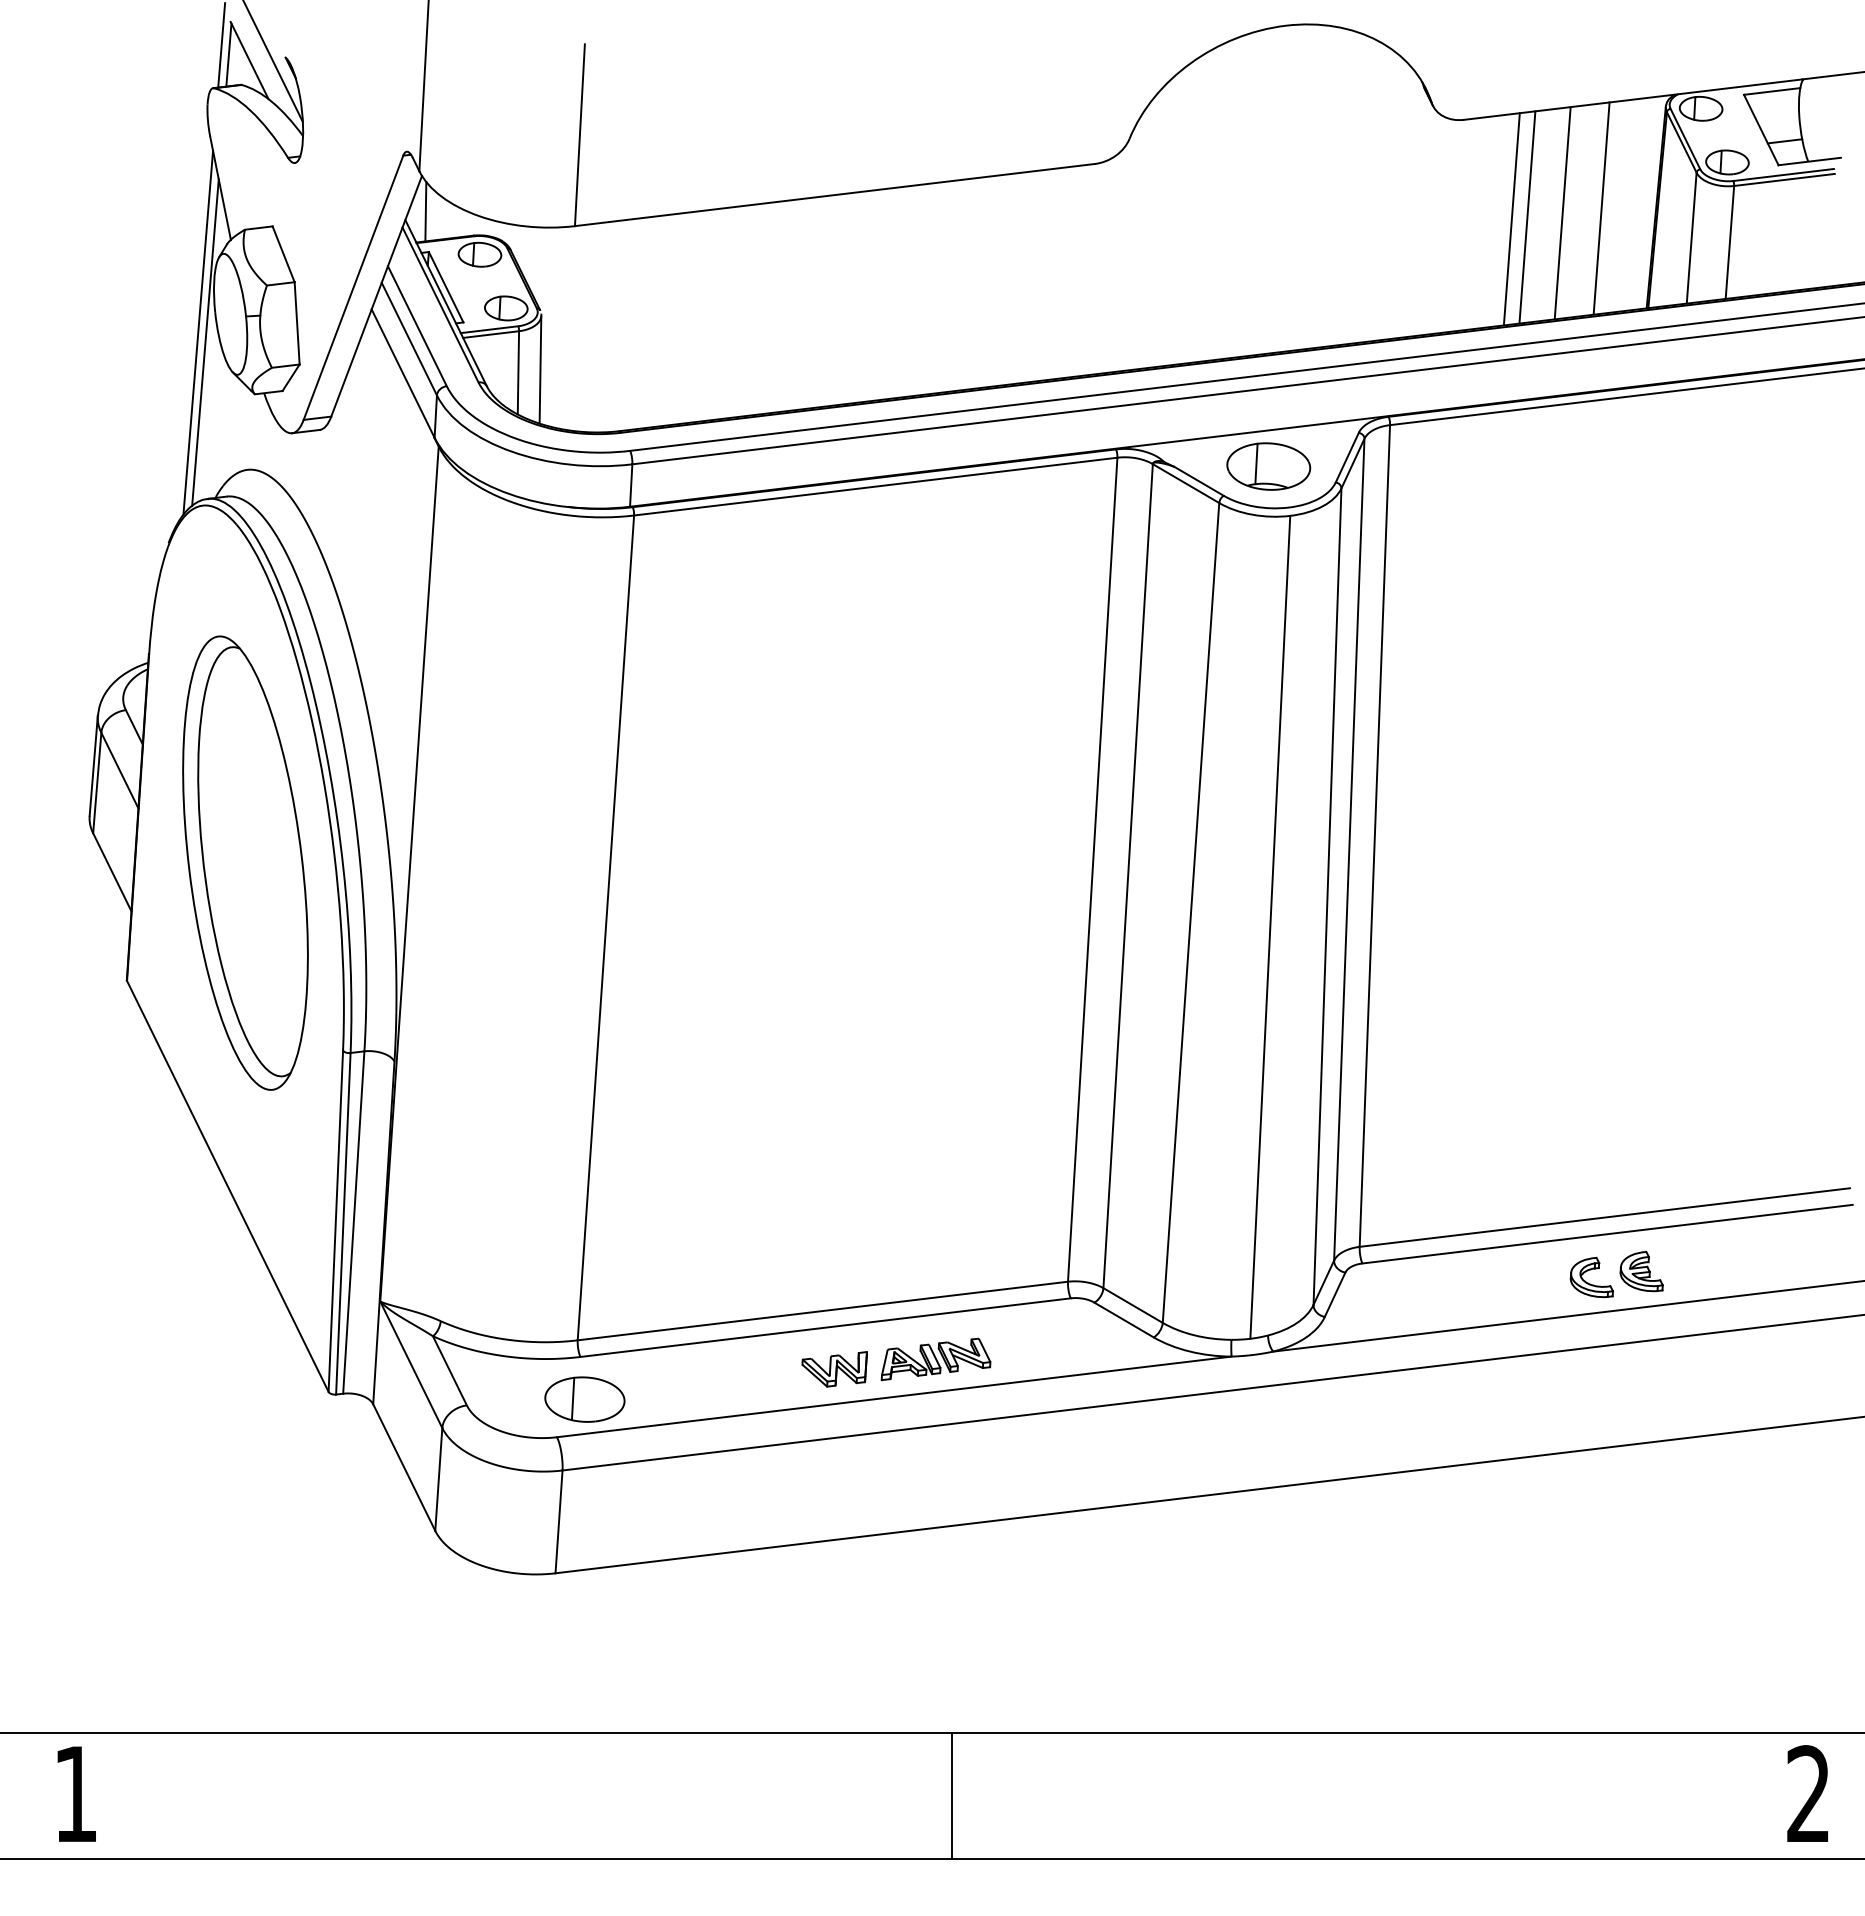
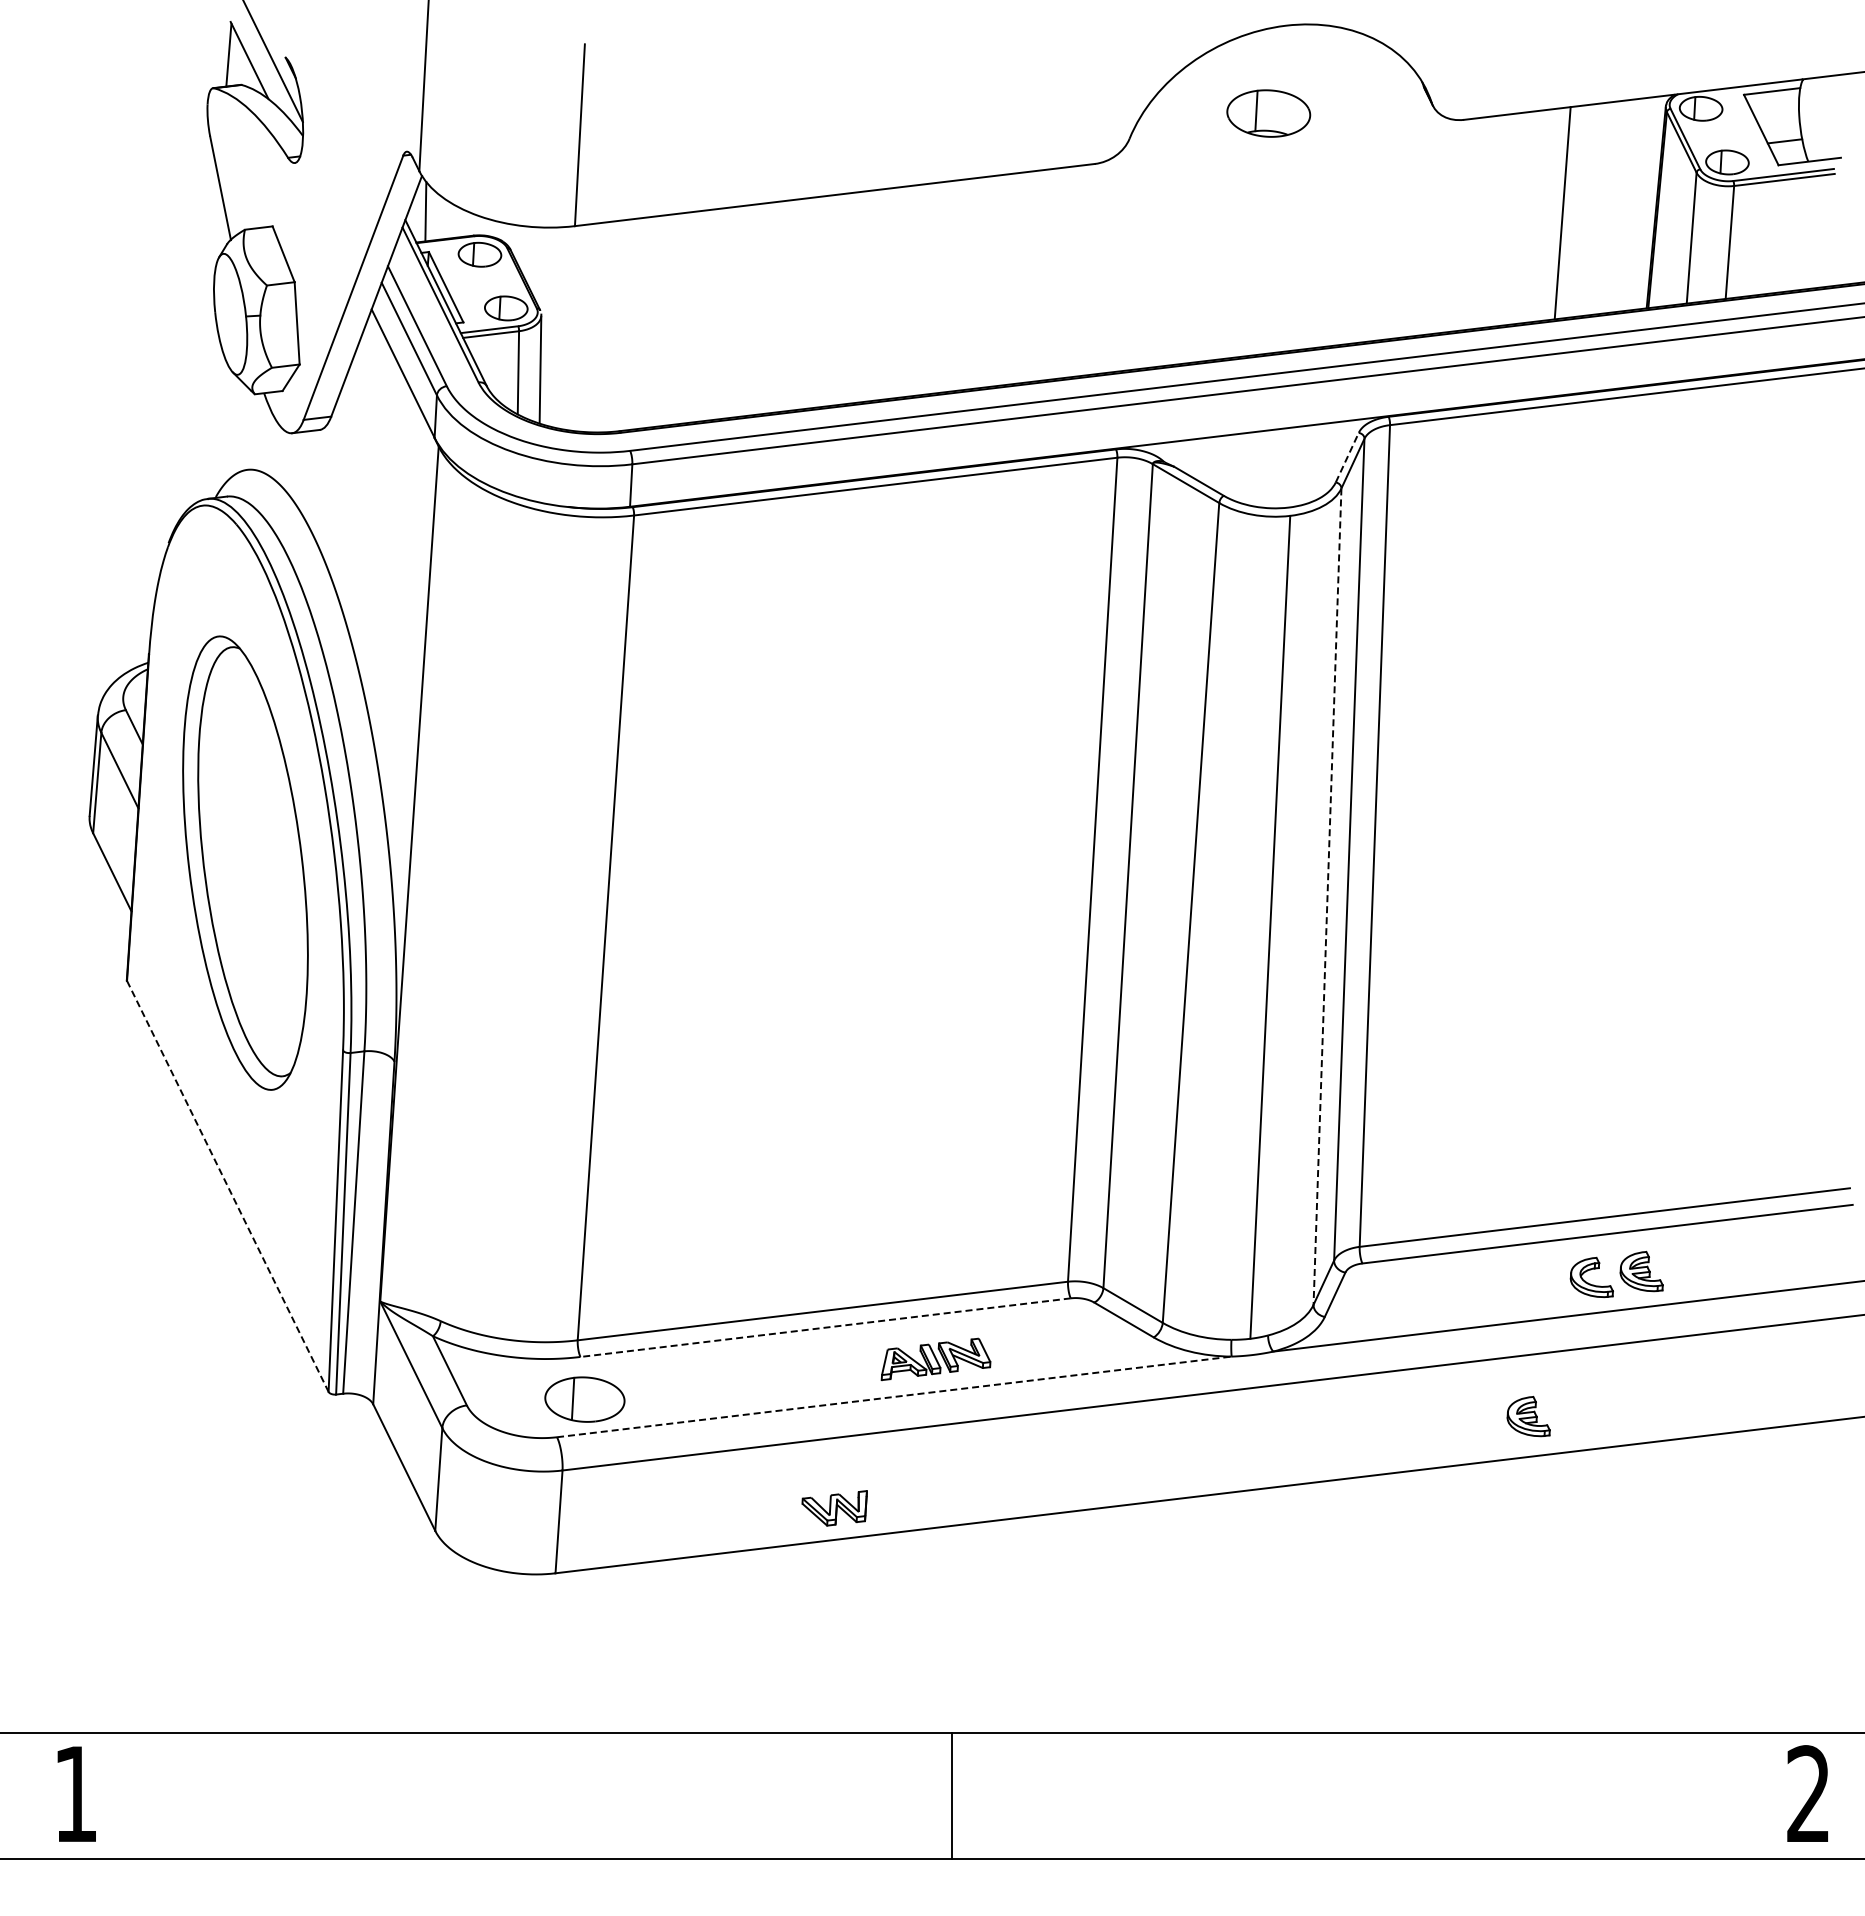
line: present -> none (221, 45)
line: present -> none (1601, 208)
line: present -> none (1527, 217)
line: present -> none (1511, 219)
line: present -> none (198, 332)
line: present -> none (205, 342)
line: solid -> dashed (1347, 457)
part position: (1268, 466) -> (1268, 113) (1268, 113)
line: solid -> dashed (1327, 897)
line: solid -> dashed (227, 1186)
line: solid -> dashed (825, 1327)
part position: (834, 1369) -> (834, 1508) (834, 1508)
line: solid -> dashed (894, 1396)
part: none -> present (1528, 1416)
